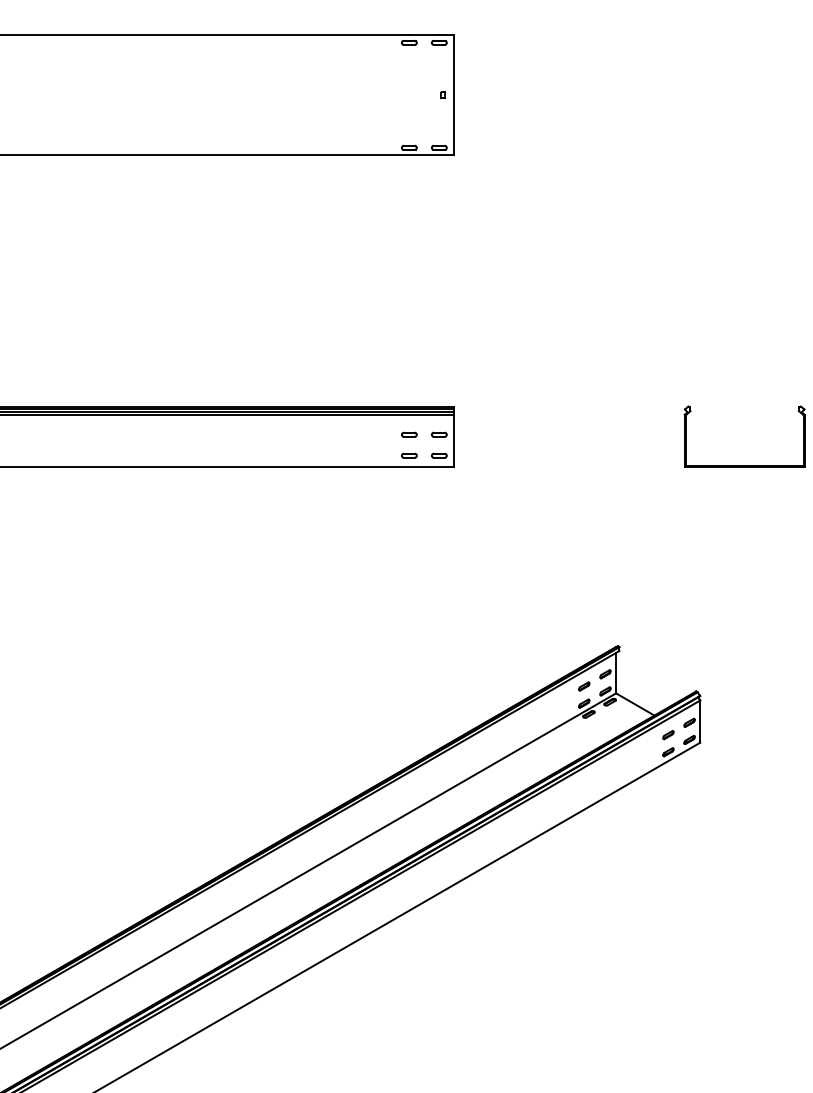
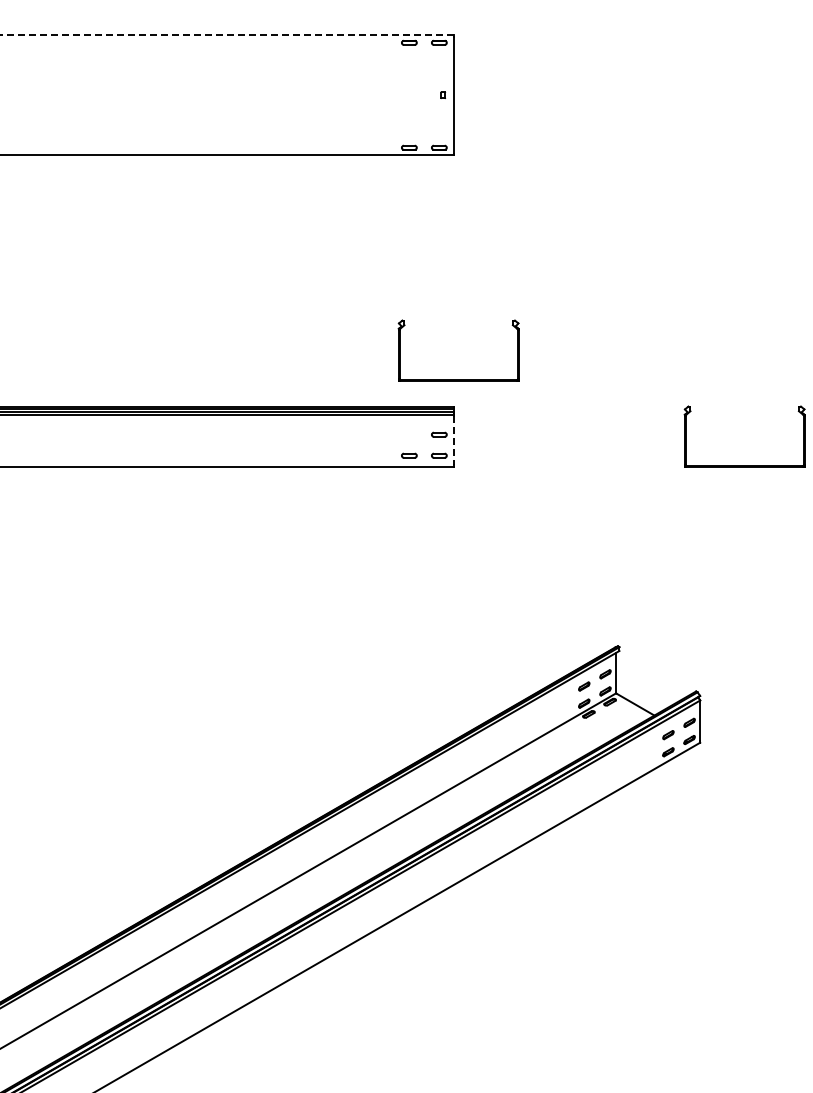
line: solid -> dashed (227, 35)
part: none -> present (458, 379)
part: present -> none (409, 434)
line: solid -> dashed (454, 440)
